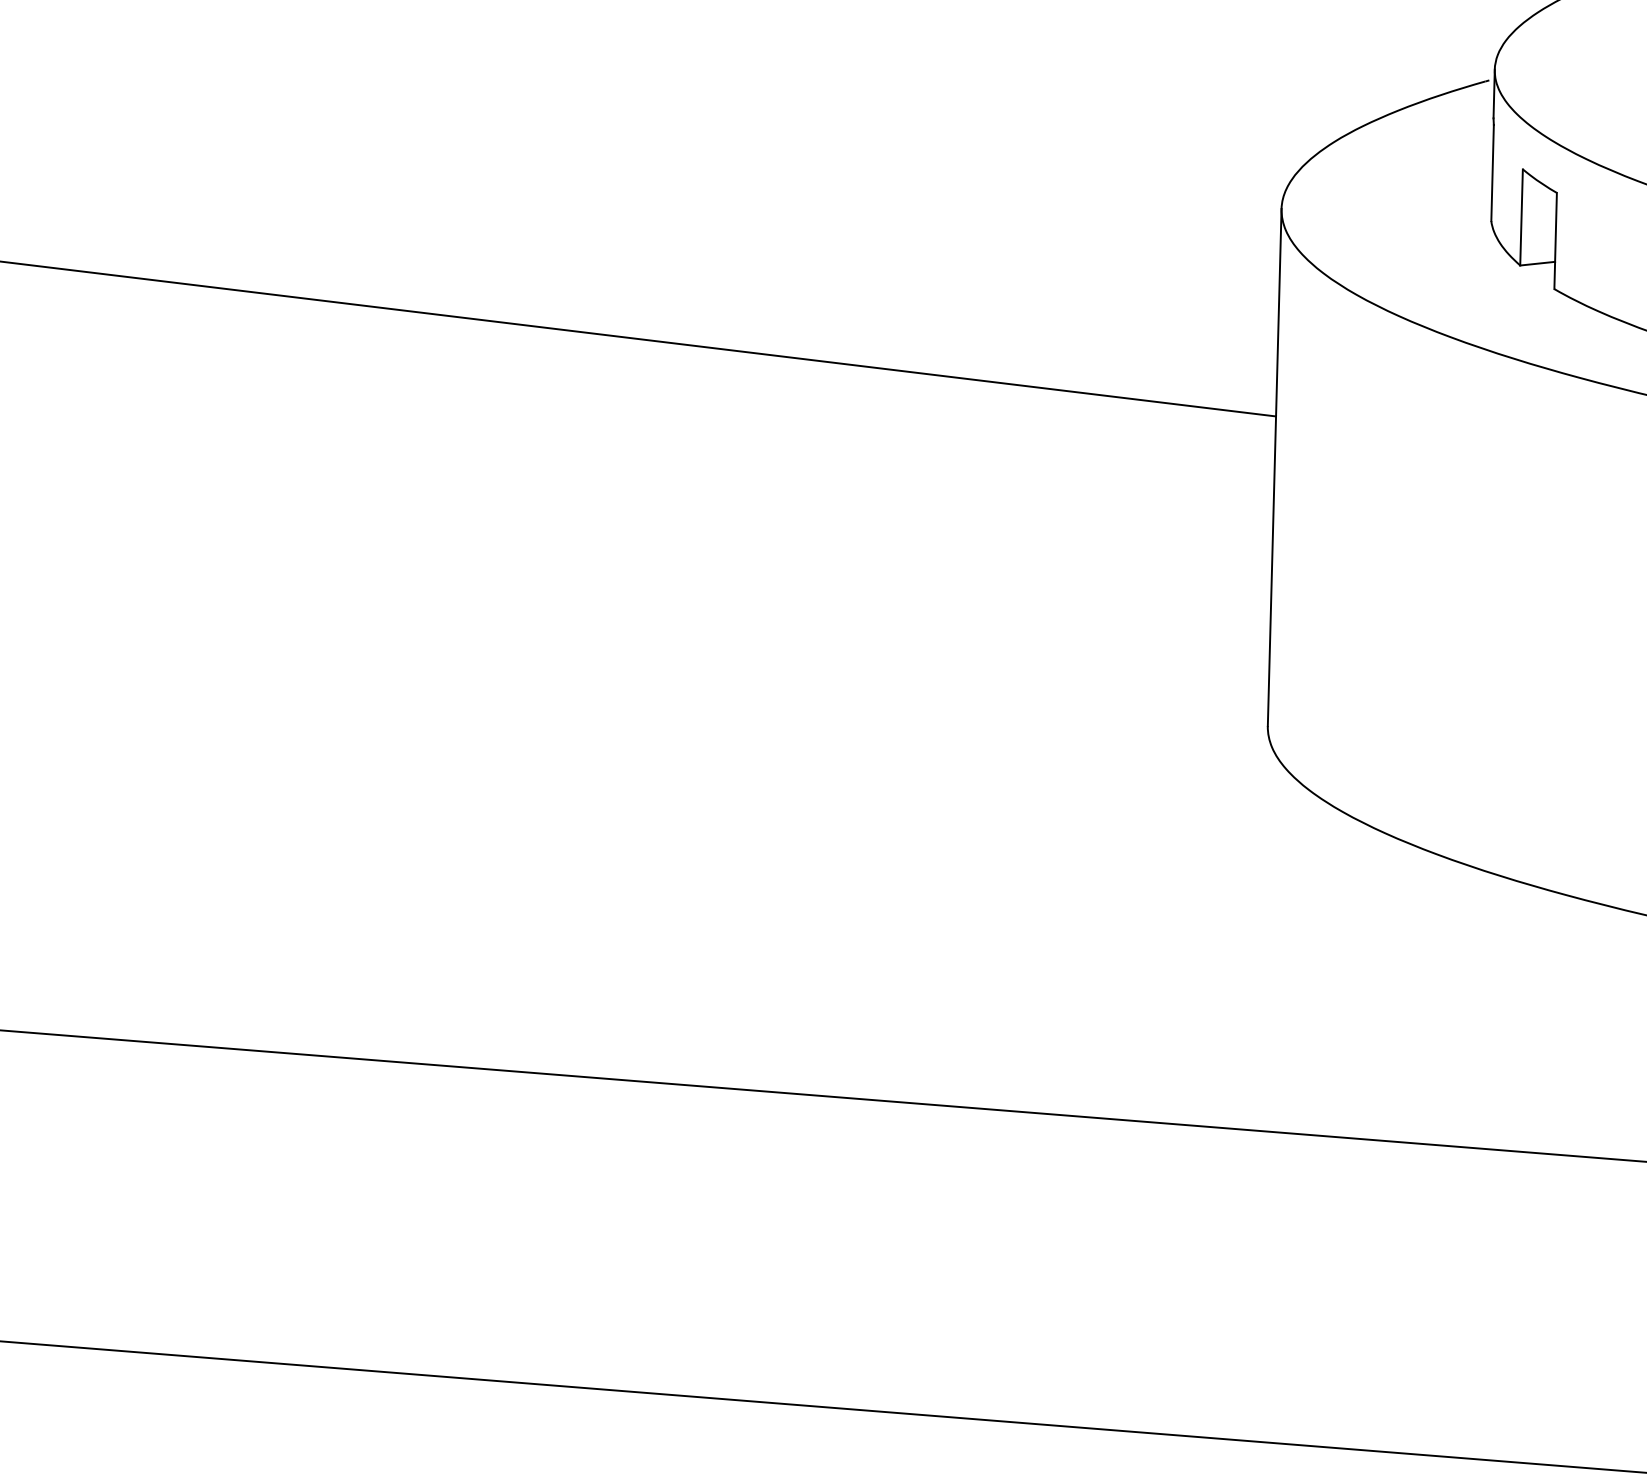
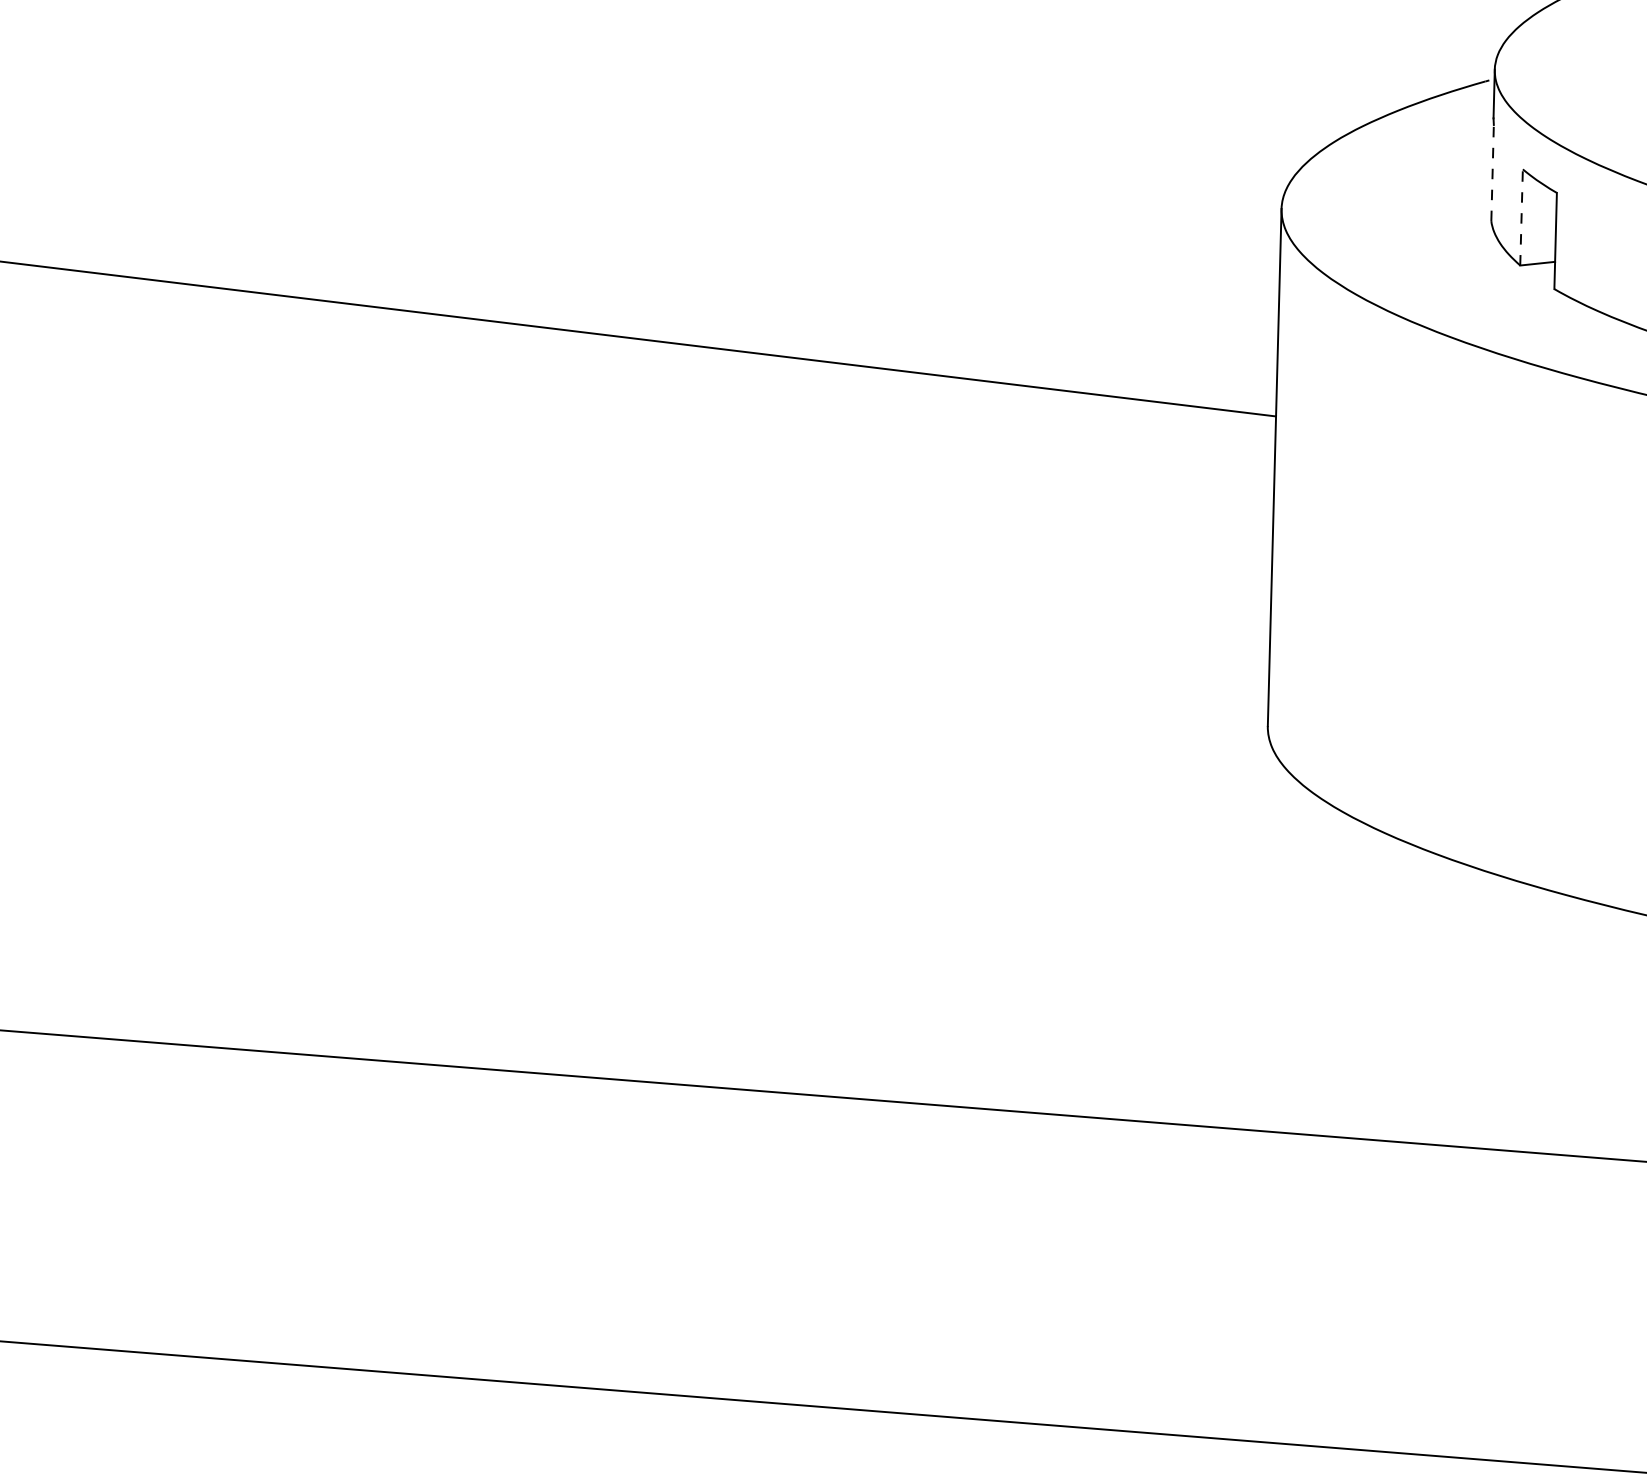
line: solid -> dashed (1492, 172)
line: solid -> dashed (1521, 216)
